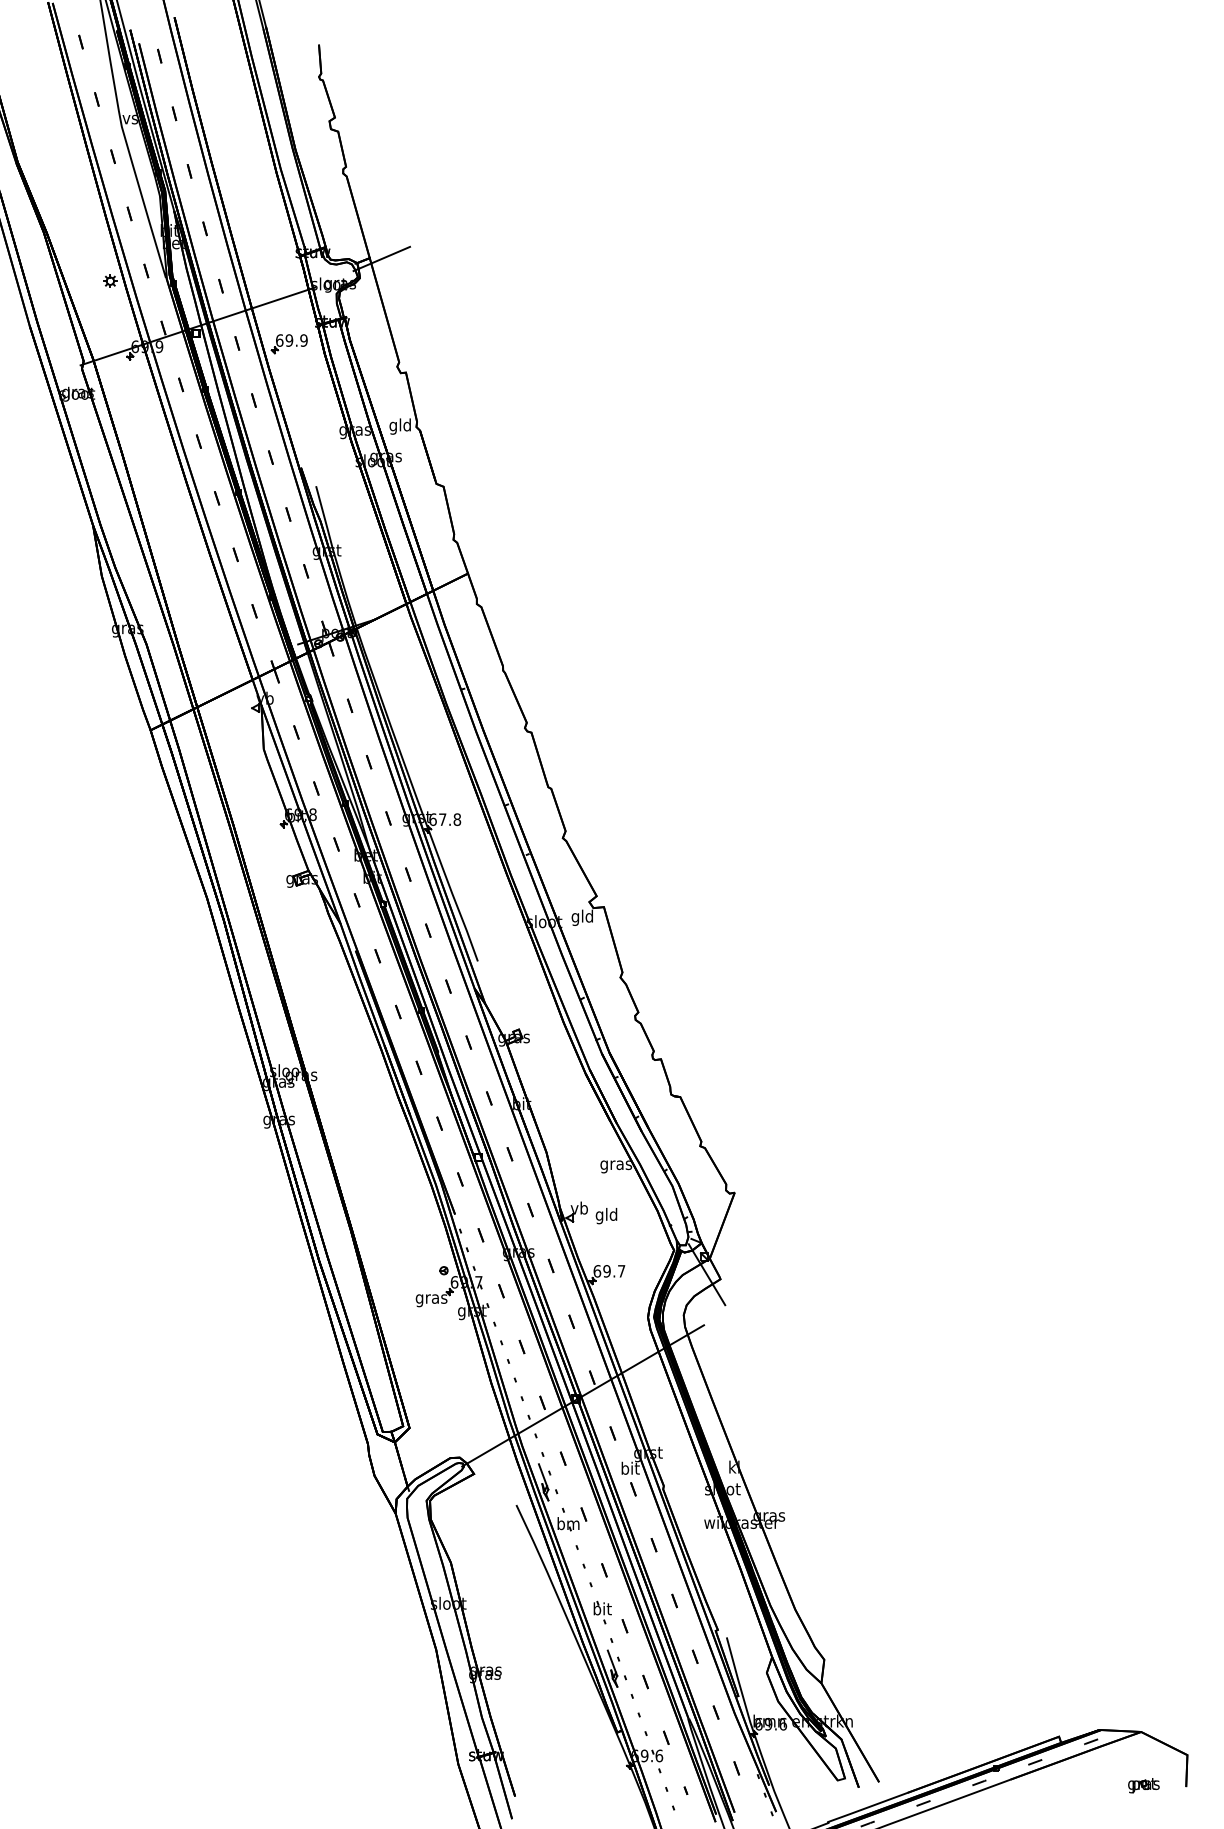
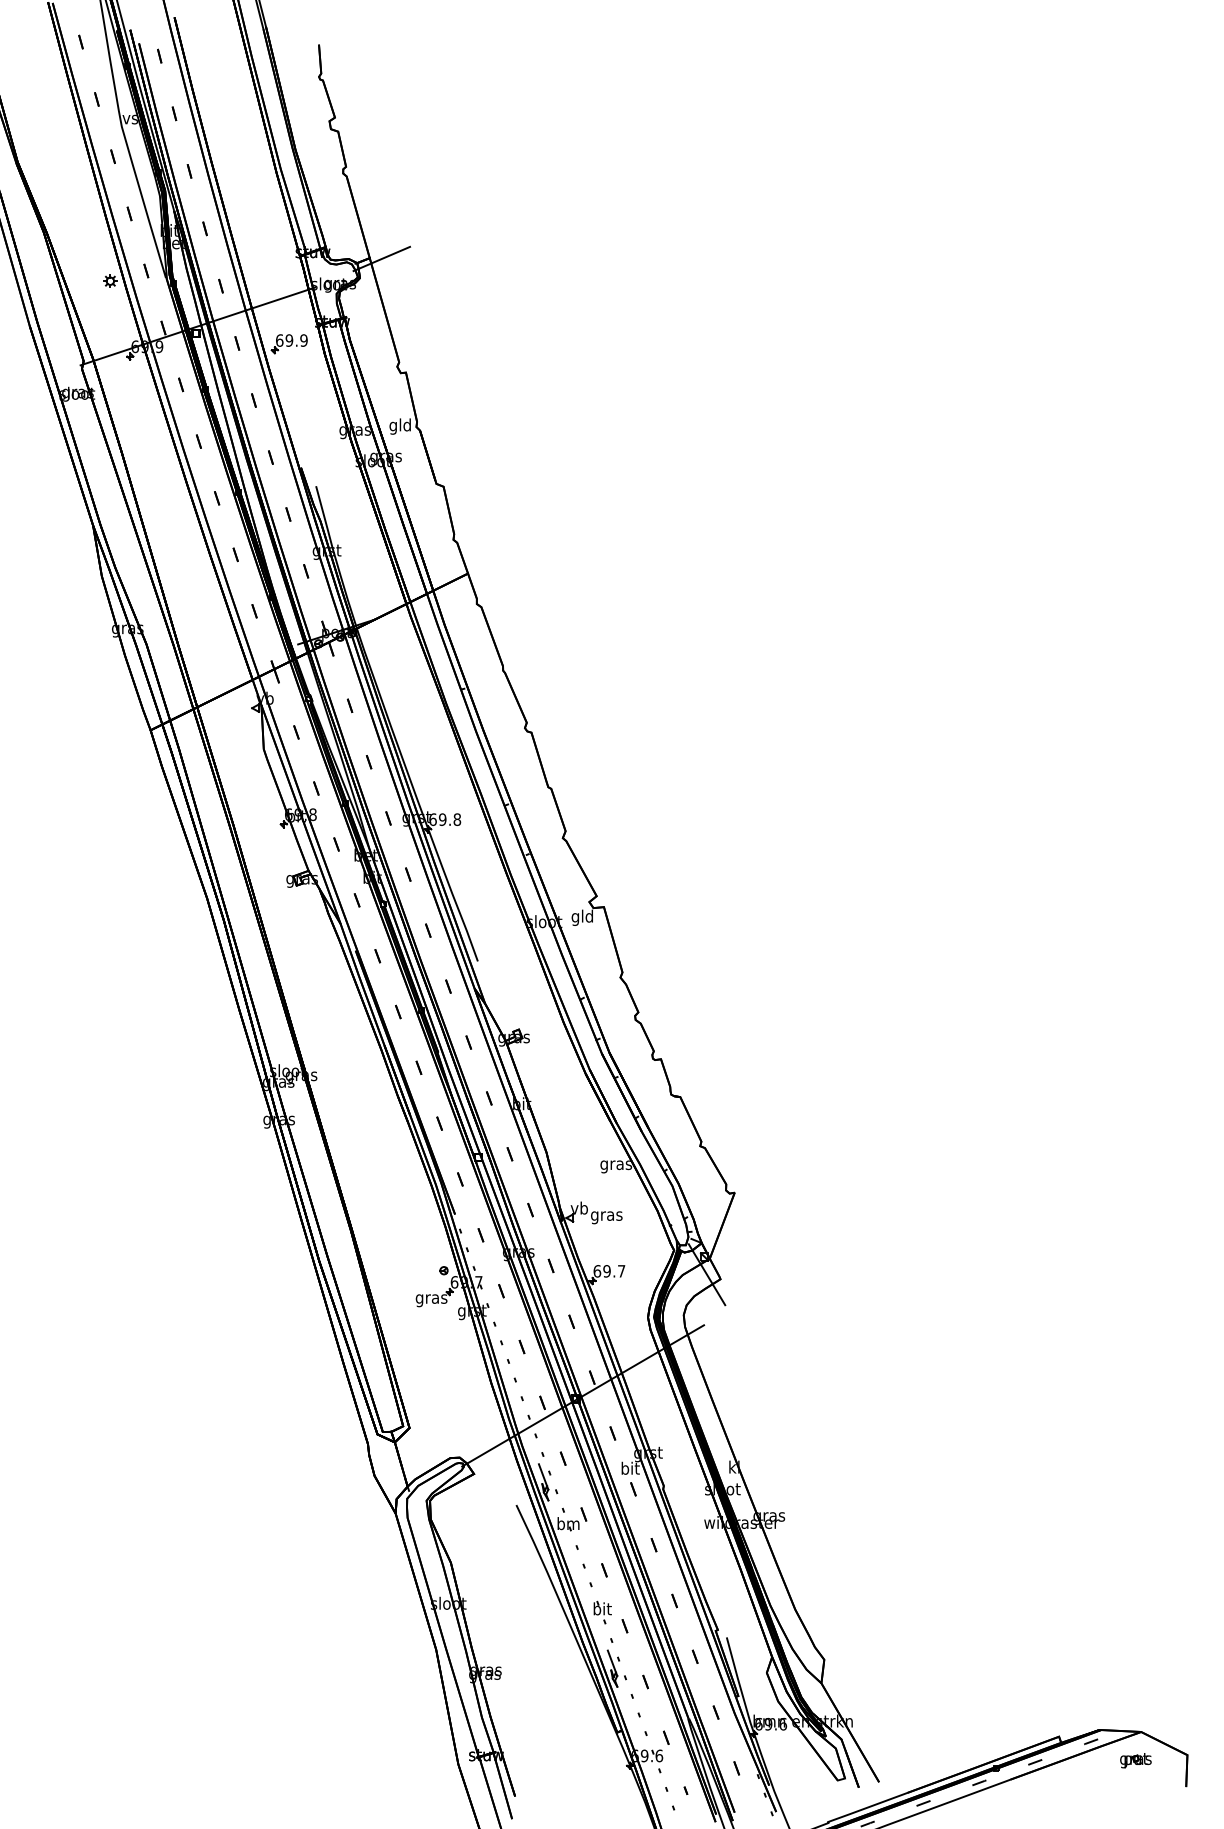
text: 67.8 -> 69.8 (442, 819)
text: gld -> gras (606, 1215)
part position: (1143, 1785) -> (1135, 1760) (1135, 1760)
